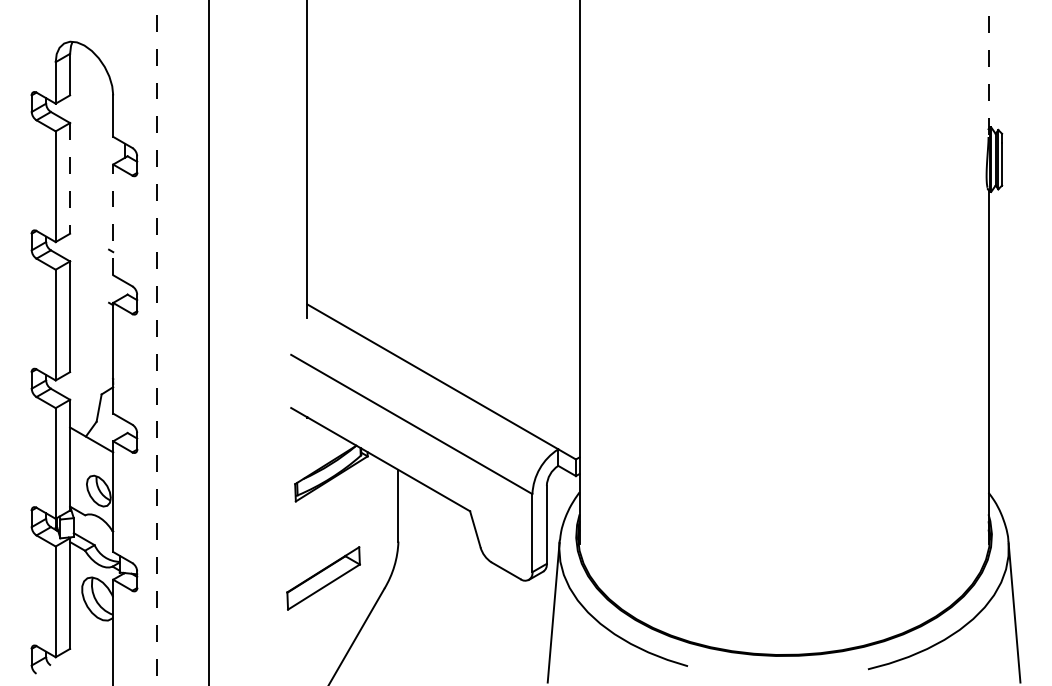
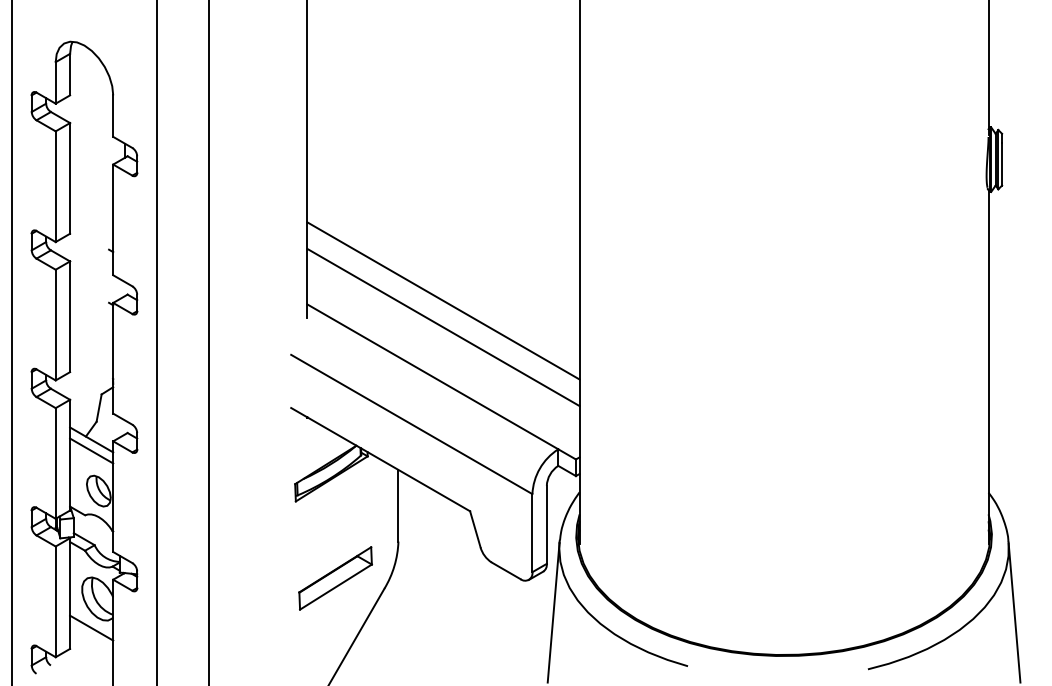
line: dashed -> solid (988, 66)
line: dashed -> solid (70, 178)
line: dashed -> solid (113, 219)
line: none -> present (443, 300)
line: none -> present (443, 327)
line: none -> present (12, 342)
line: dashed -> solid (156, 342)
line: none -> present (91, 450)
part position: (323, 578) -> (335, 578) (335, 578)
line: none -> present (91, 627)
